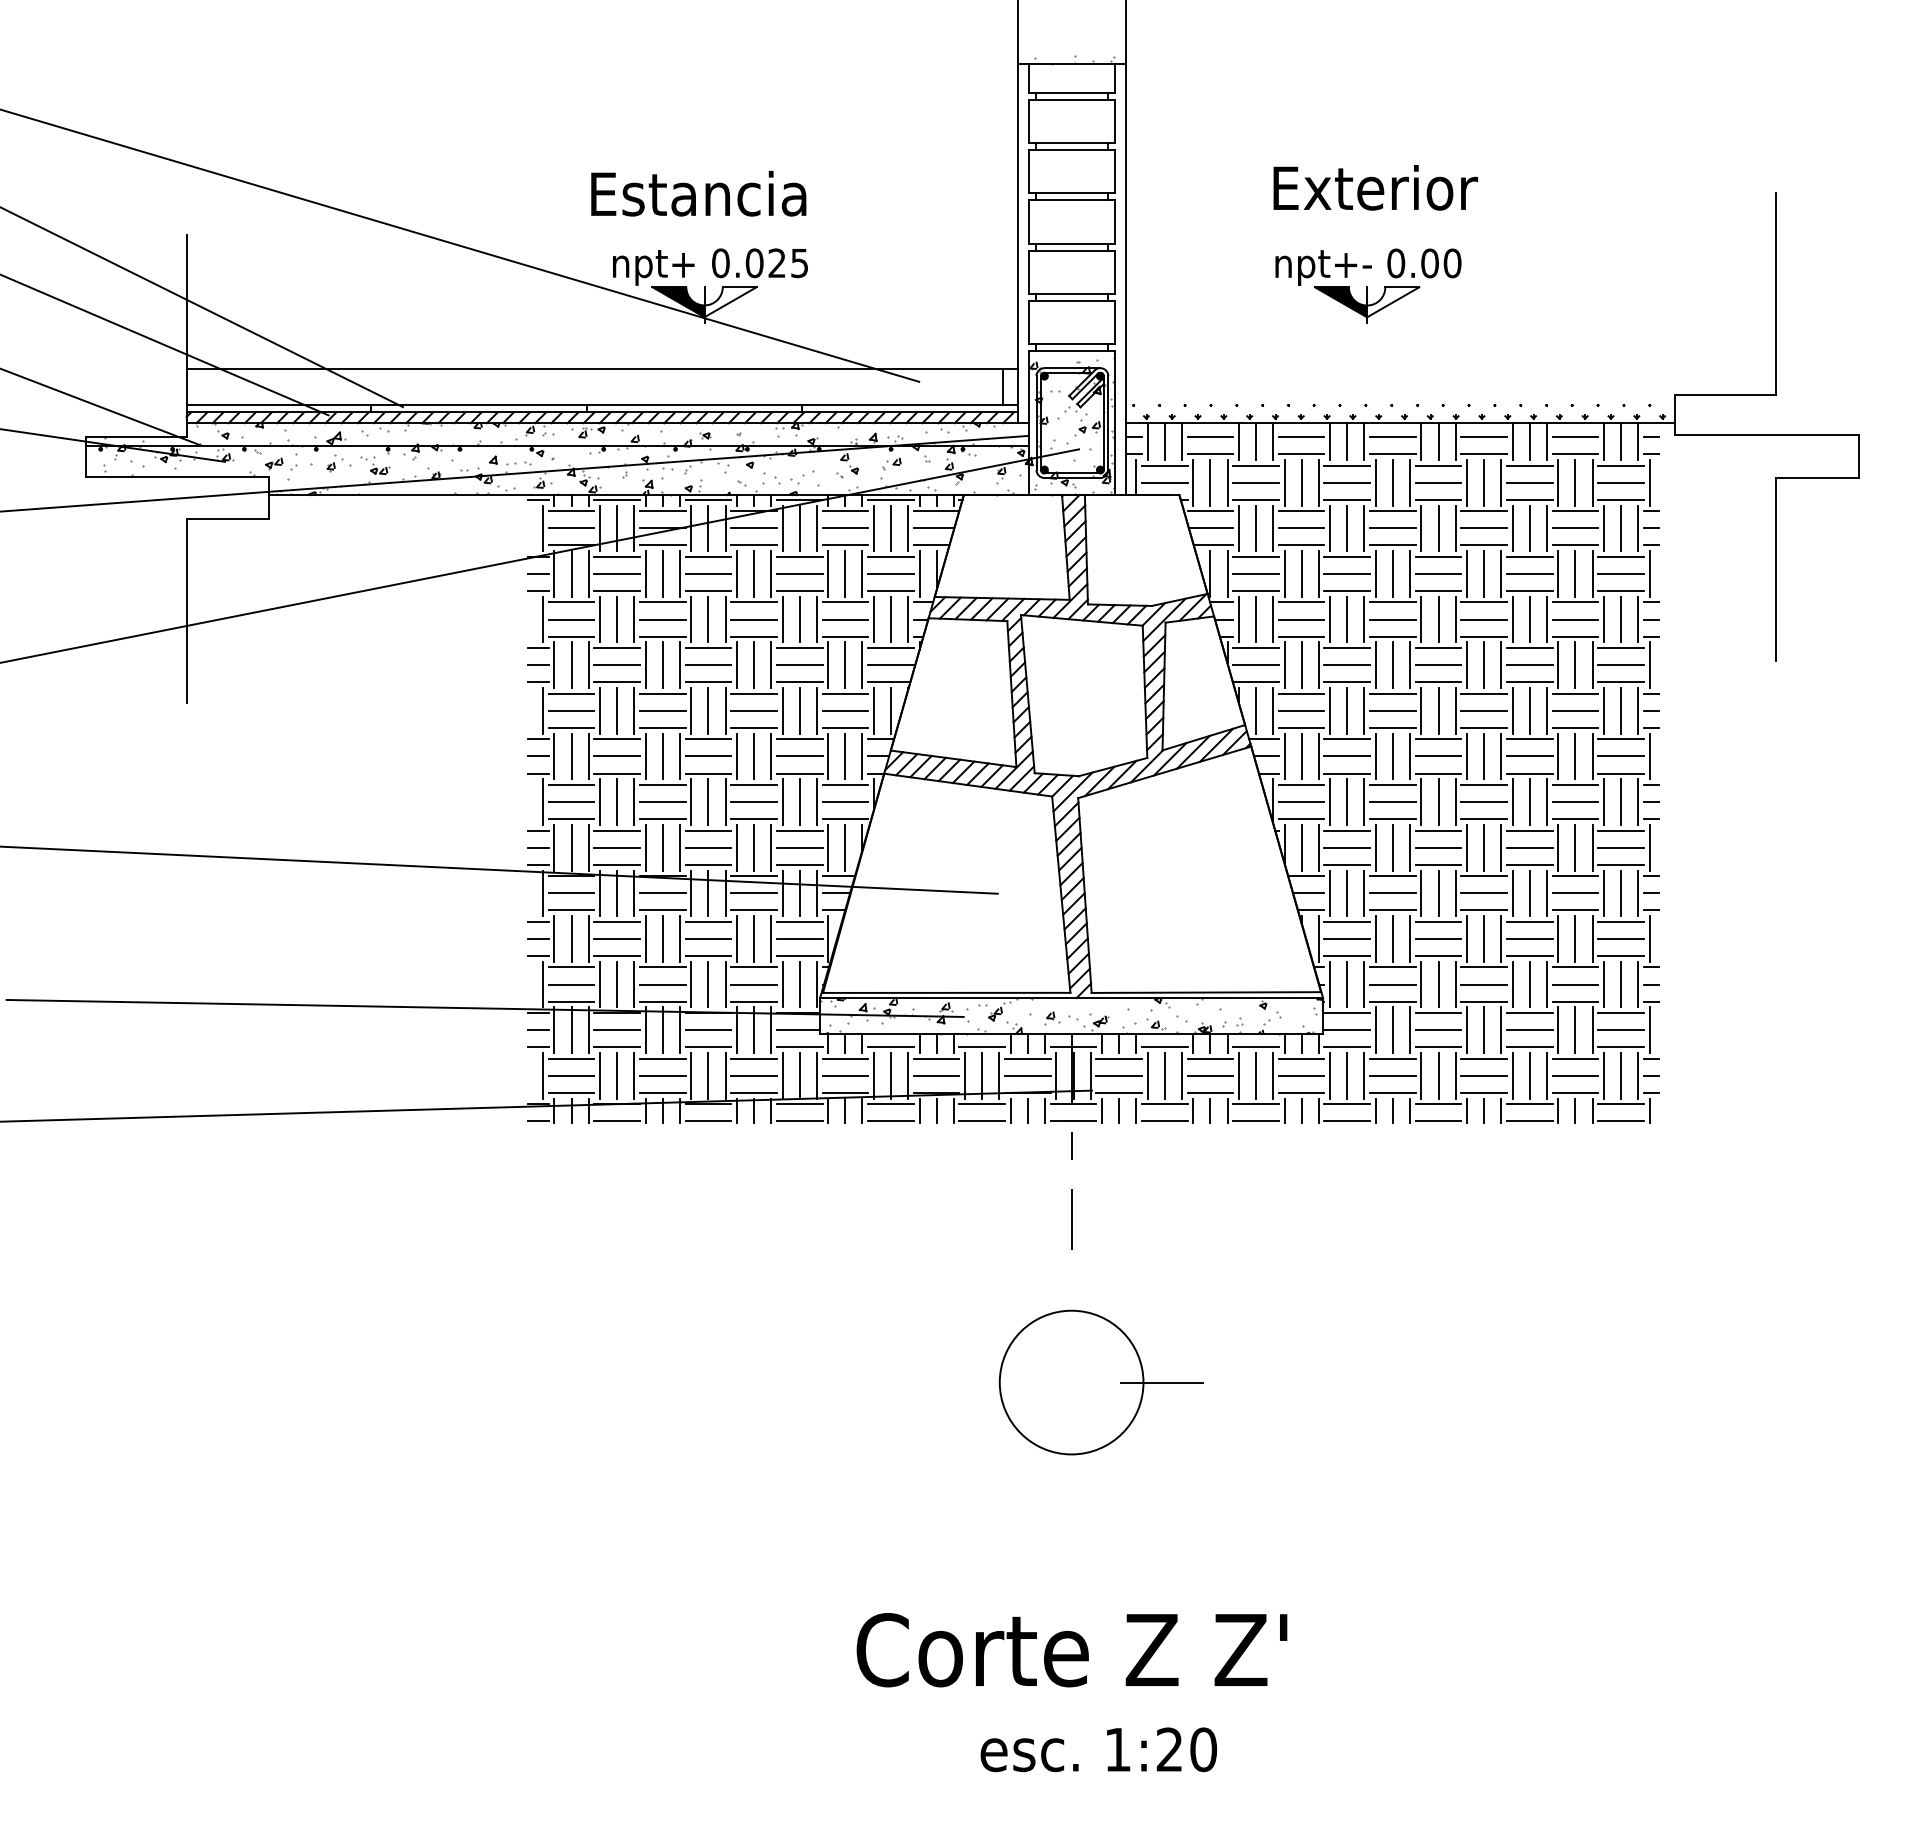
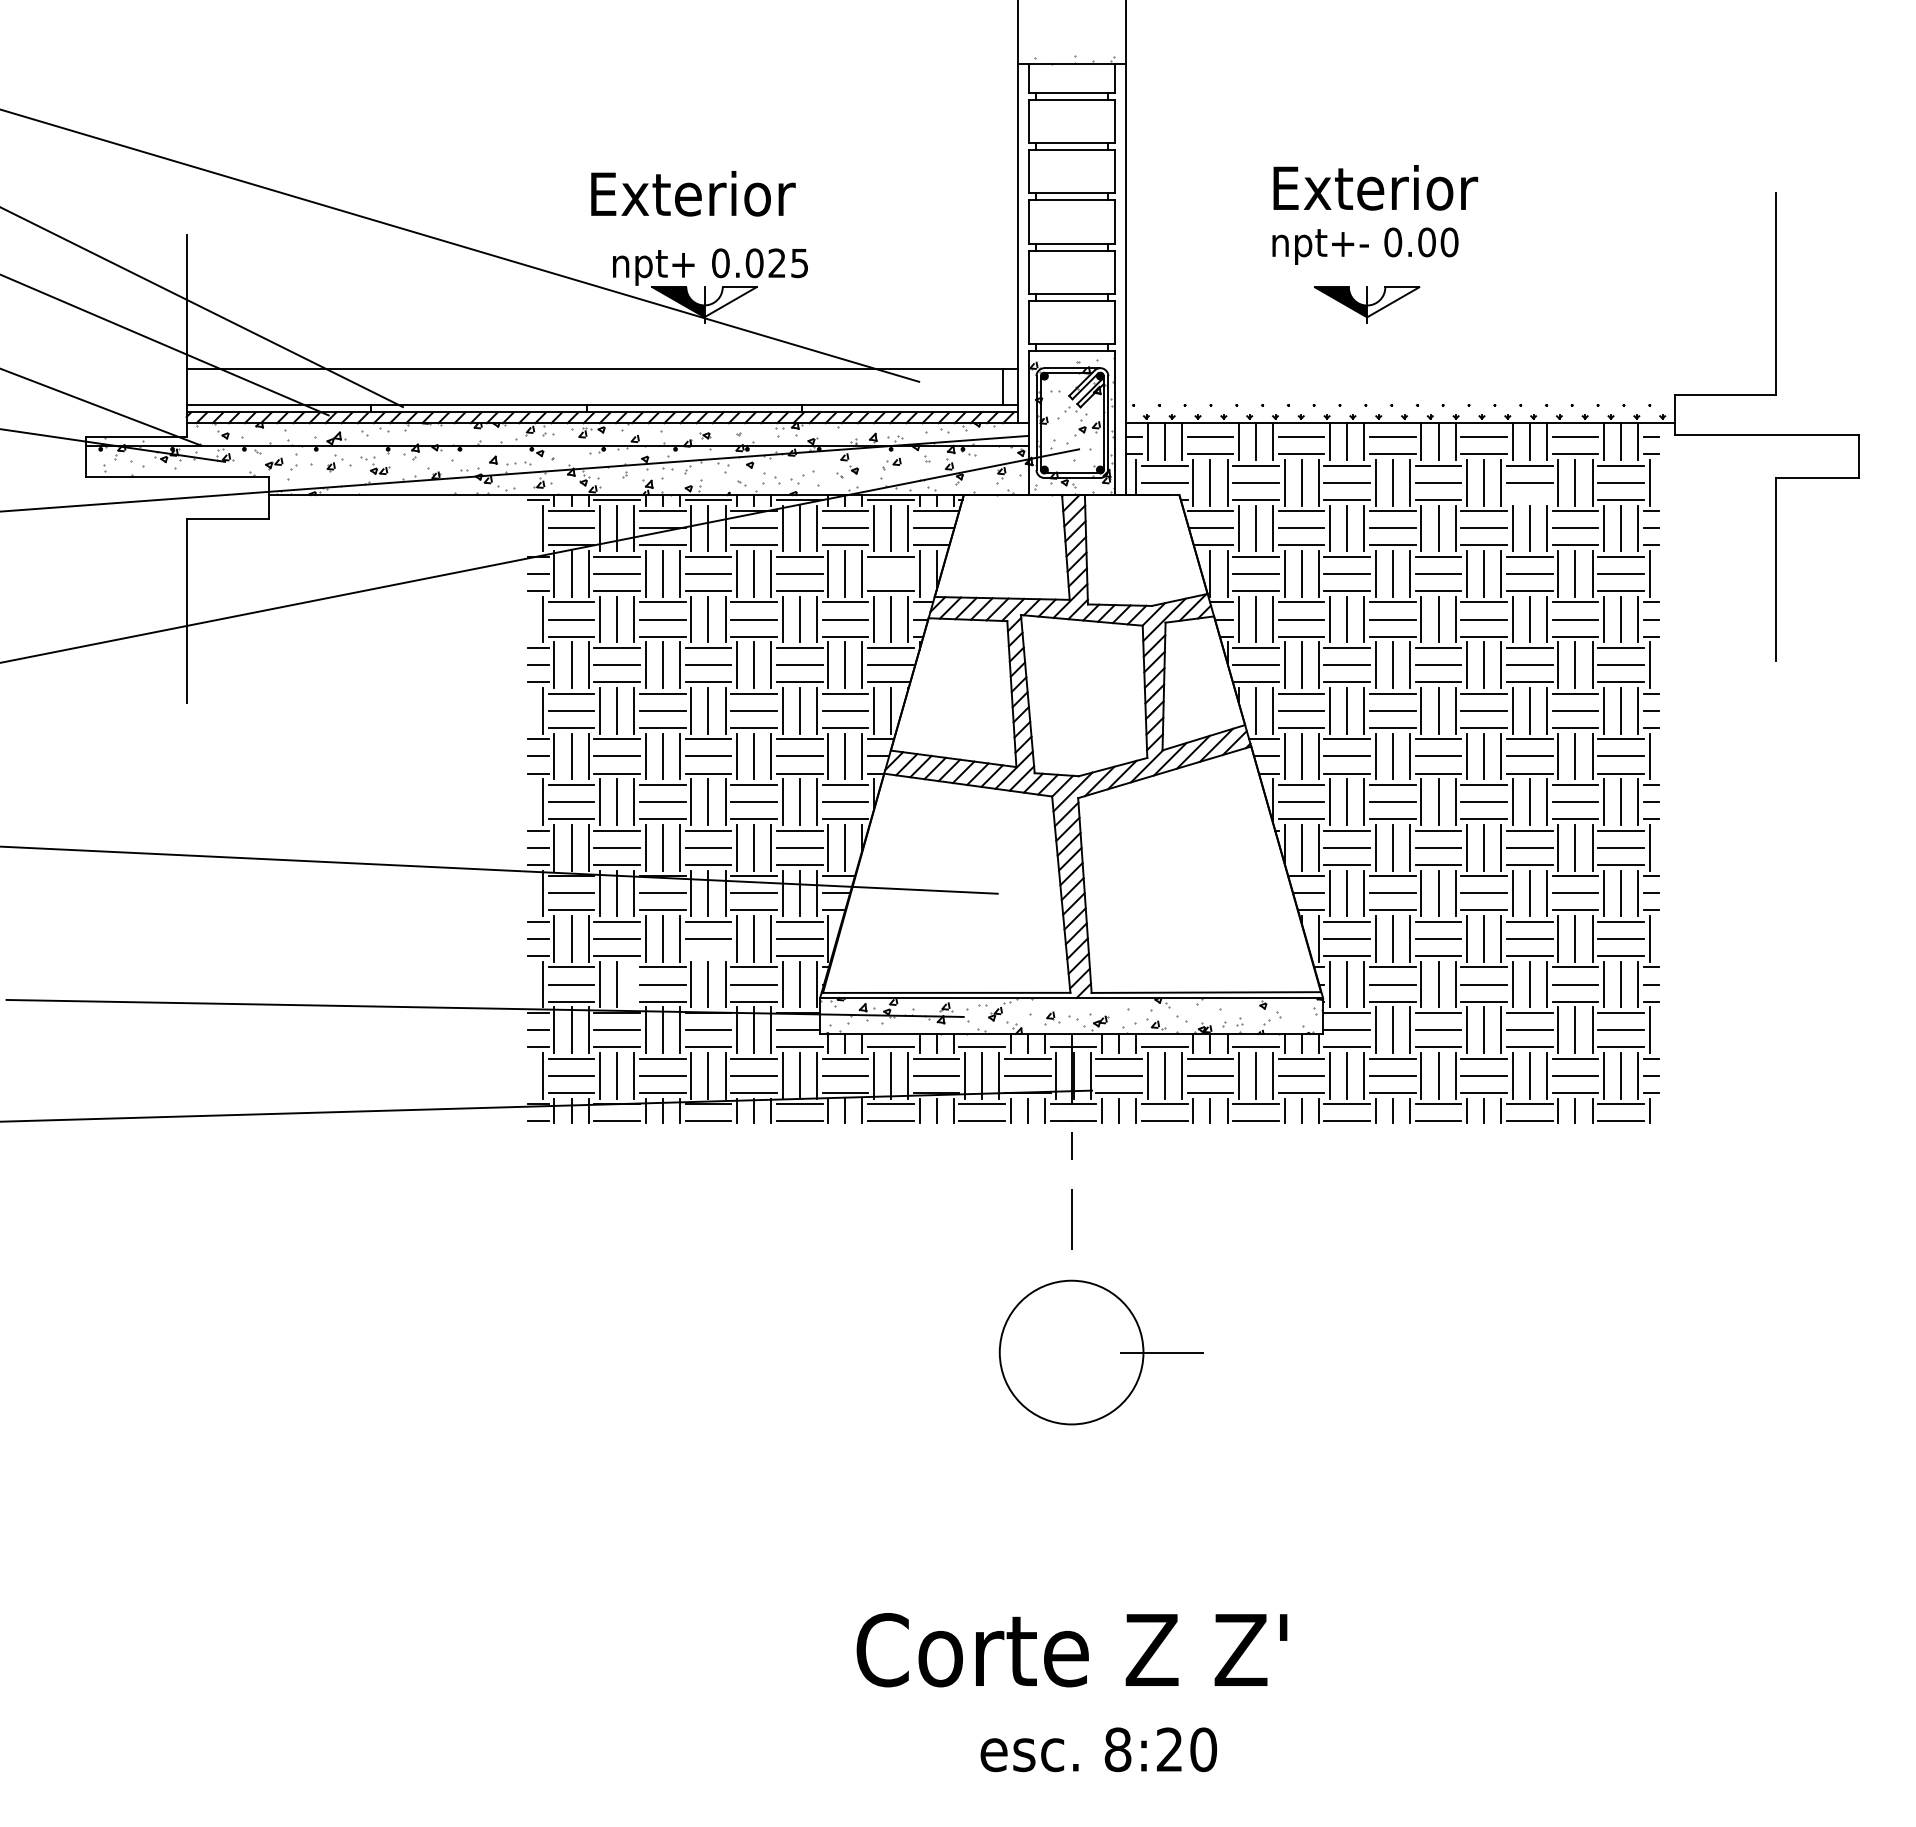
text: Estancia -> Exterior (713, 193)
text position: (1368, 266) -> (1365, 245) (1365, 245)
line: present -> none (1529, 499)
line: present -> none (890, 573)
line: present -> none (708, 956)
line: present -> none (634, 984)
part position: (1100, 1382) -> (1100, 1352) (1100, 1352)
text: 1:20 -> 8:20 (1117, 1749)
